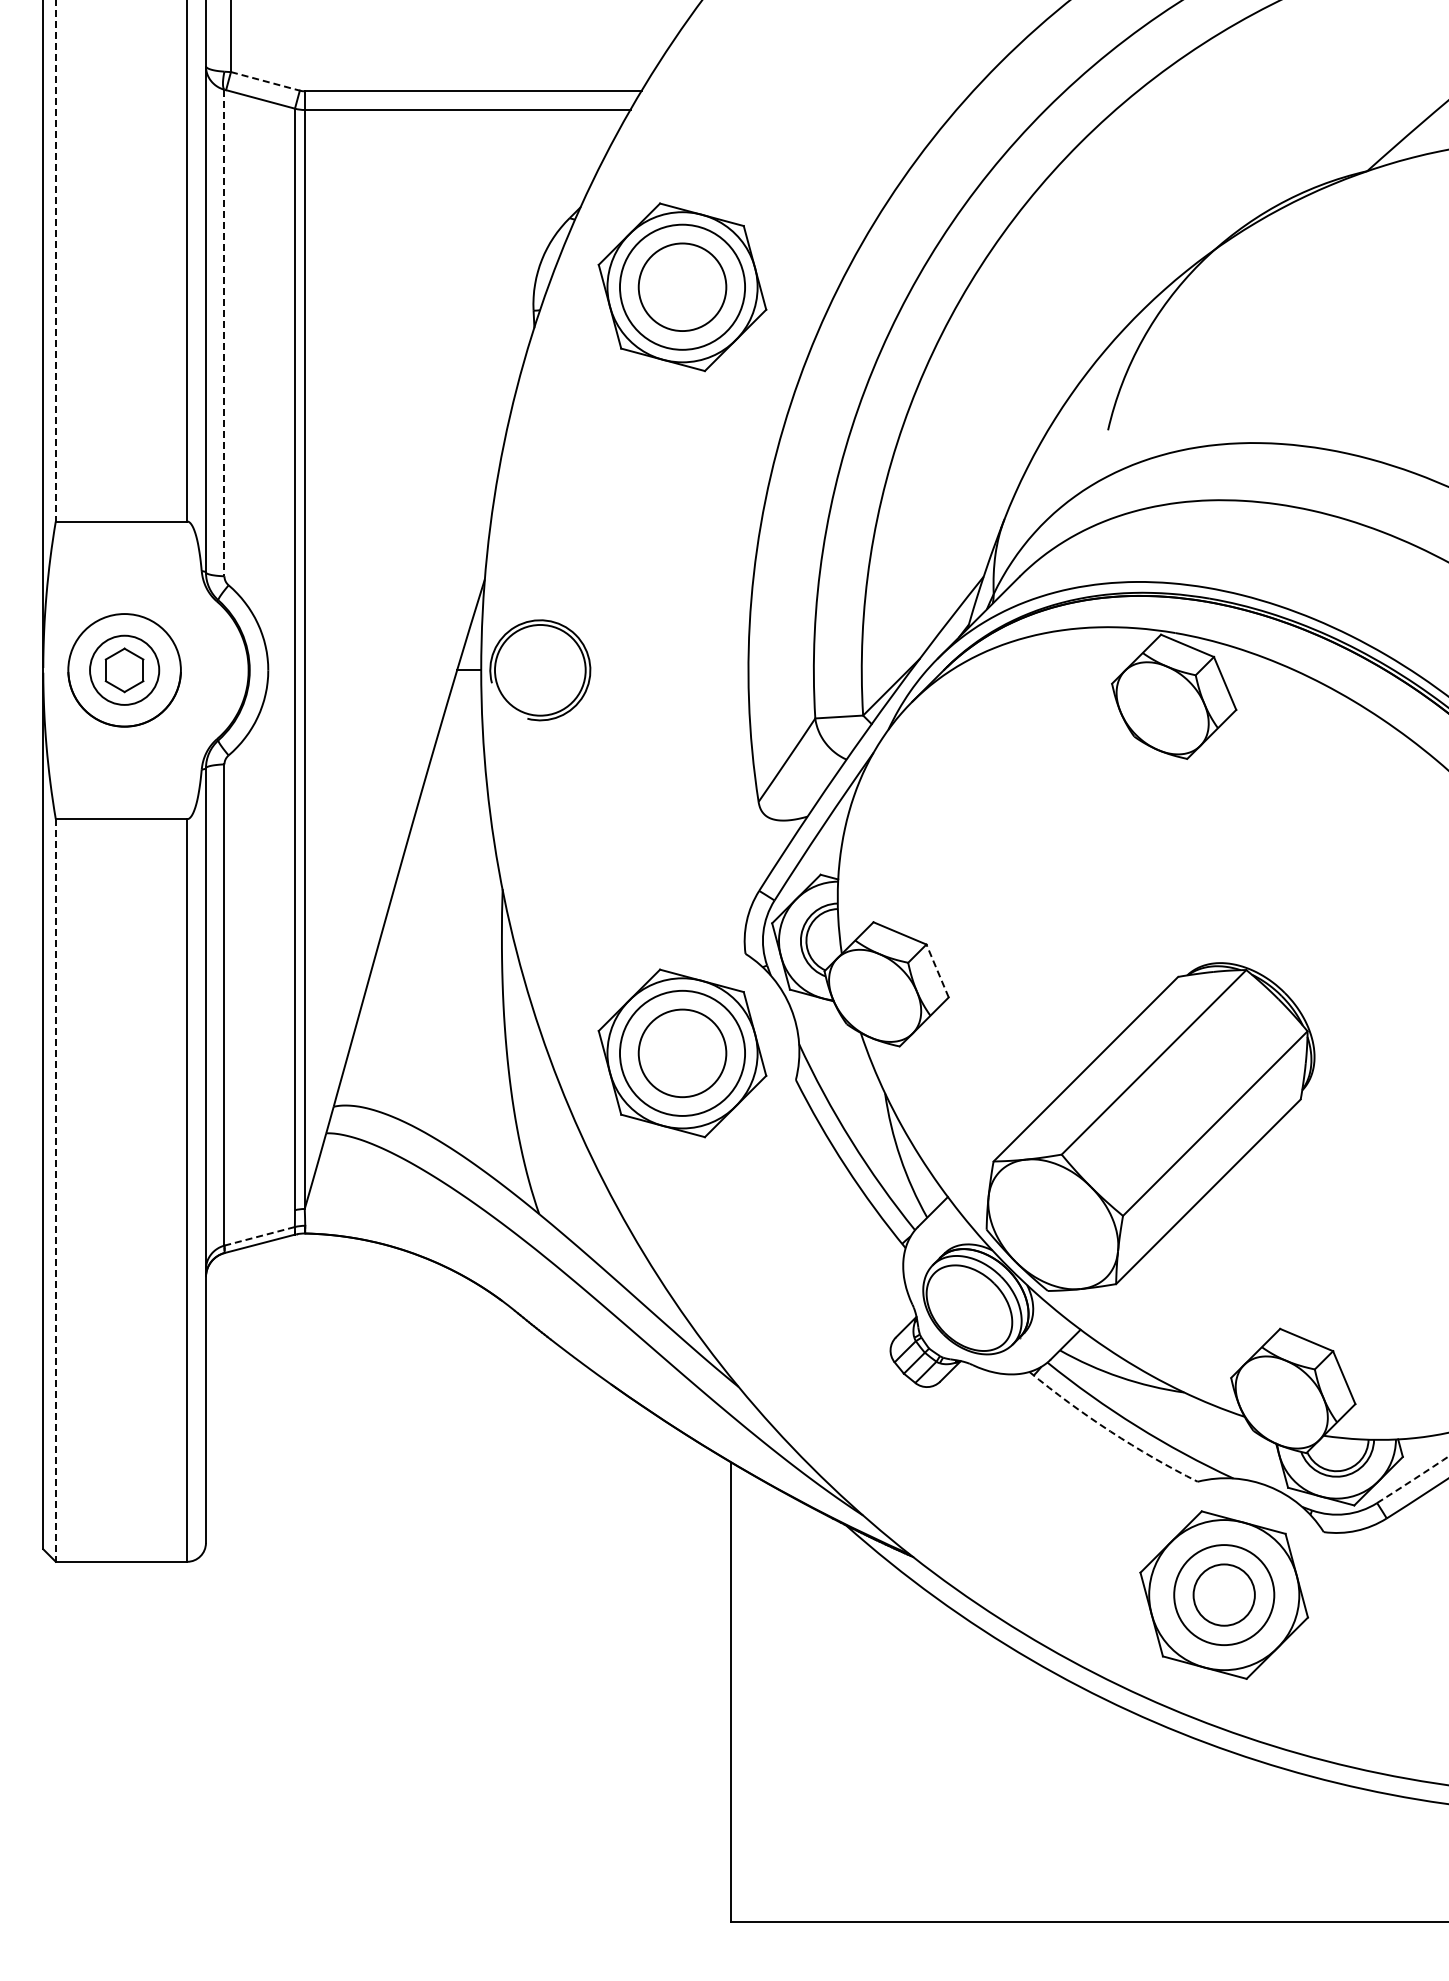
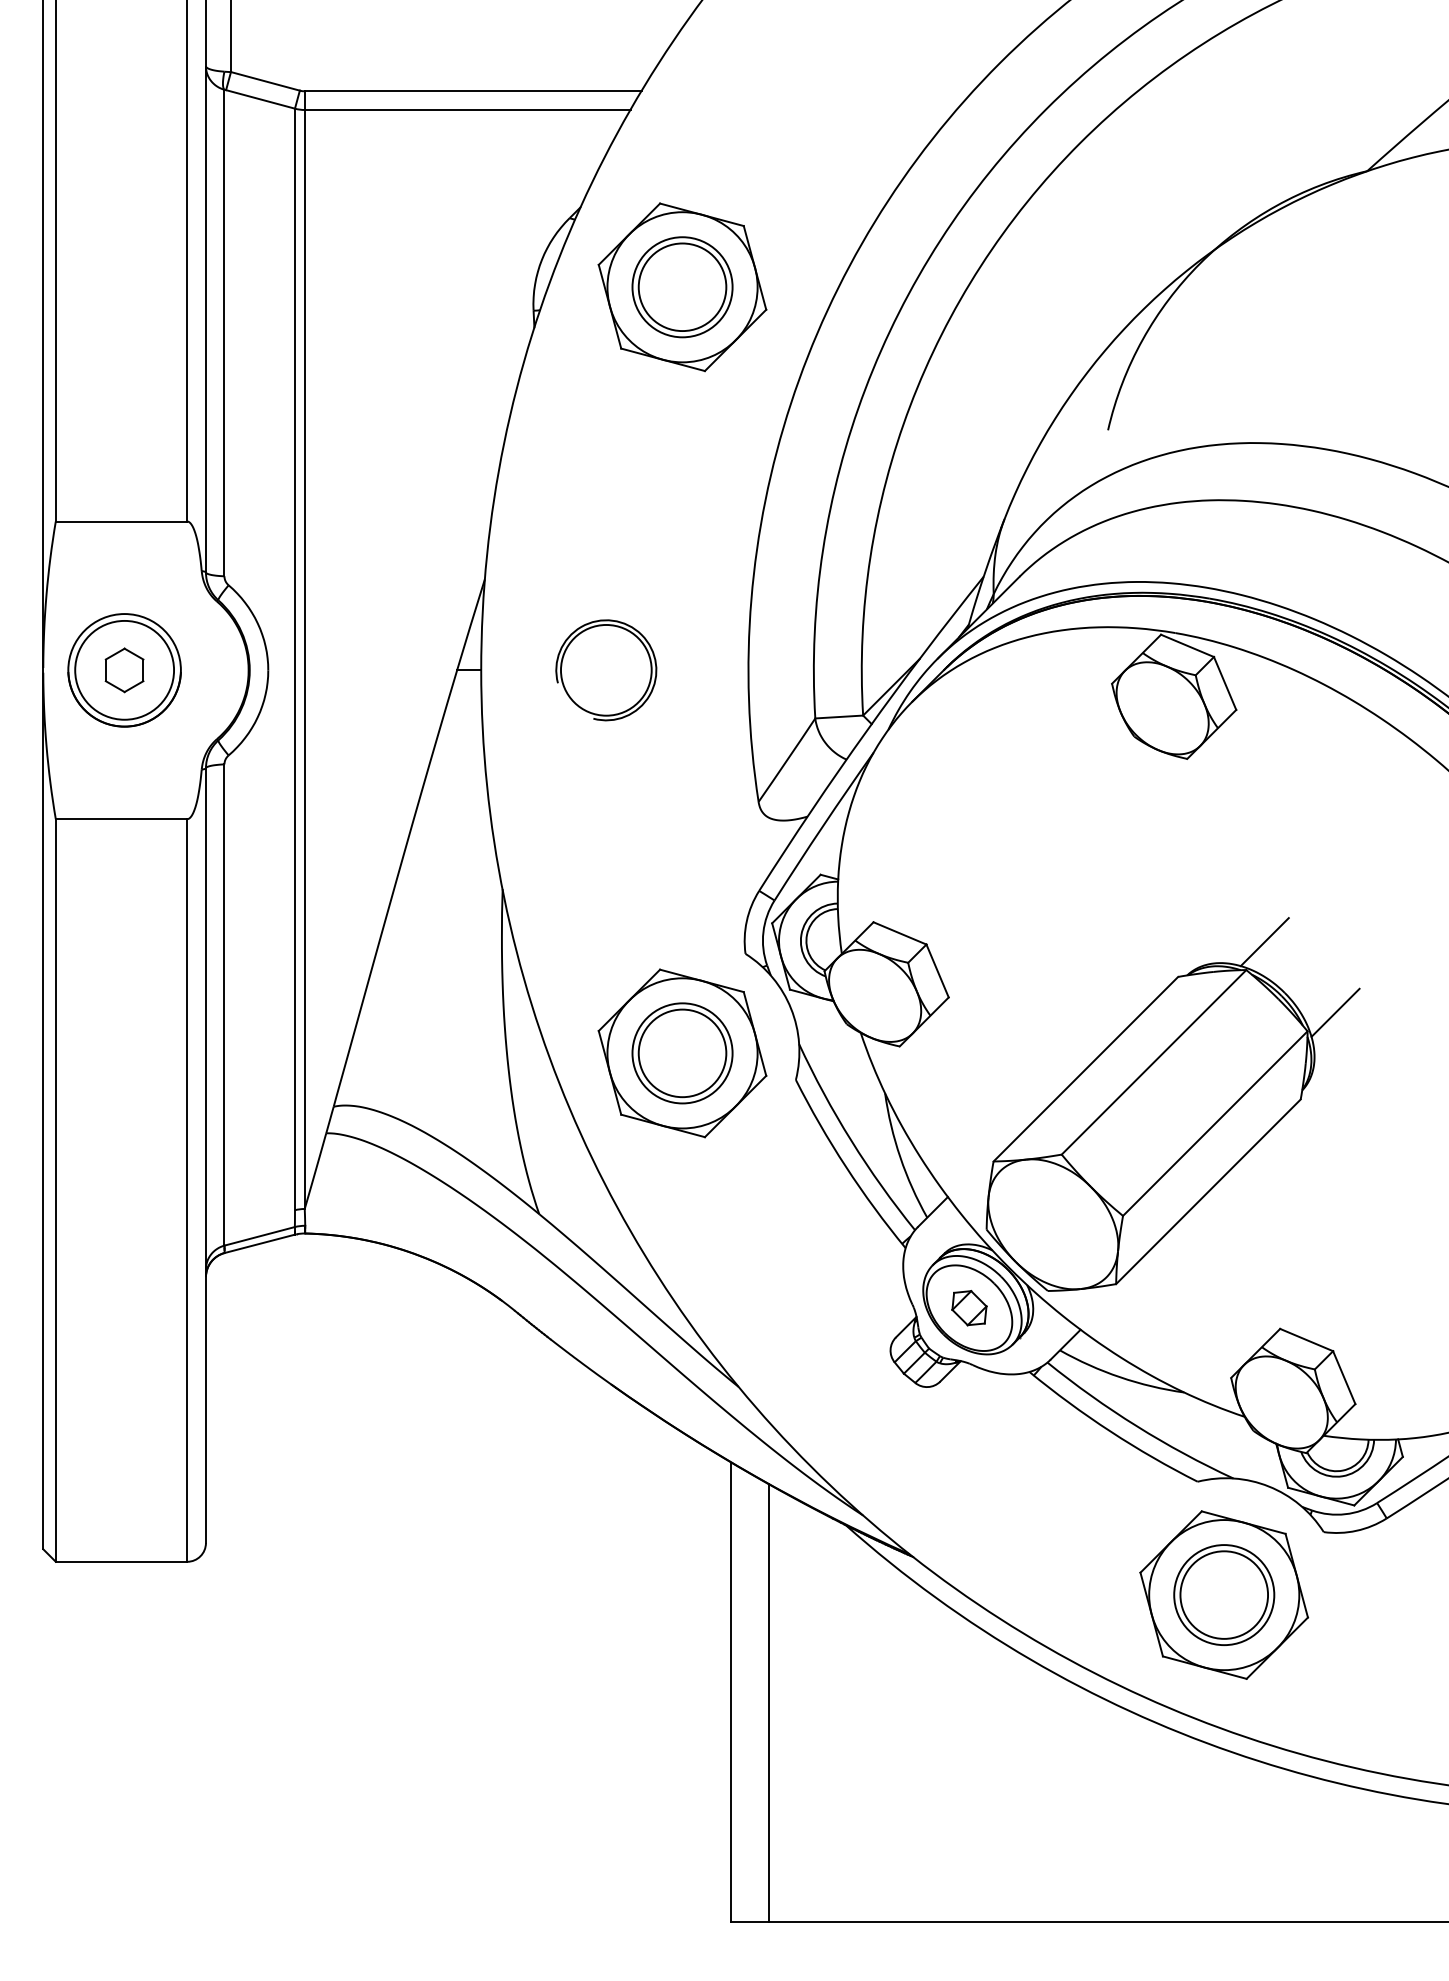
line: dashed -> solid (265, 81)
line: dashed -> solid (55, 261)
circle diameter: 125 px -> 100 px (682, 287)
line: dashed -> solid (224, 333)
circle diameter: 69 px -> 99 px (124, 669)
part position: (540, 670) -> (606, 670) (606, 670)
line: none -> present (1264, 942)
line: dashed -> solid (937, 971)
line: none -> present (1335, 1012)
circle diameter: 125 px -> 100 px (682, 1053)
line: dashed -> solid (55, 1191)
line: dashed -> solid (259, 1236)
part: none -> present (969, 1308)
arc: dashed -> solid (1110, 1431)
arc: dashed -> solid (1413, 1479)
circle diameter: 61 px -> 88 px (1224, 1594)
line: none -> present (769, 1702)
